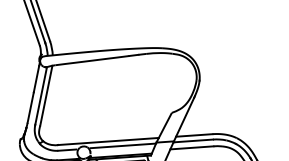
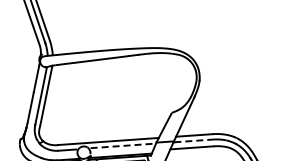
line: solid -> dashed (194, 140)
line: solid -> dashed (123, 145)
